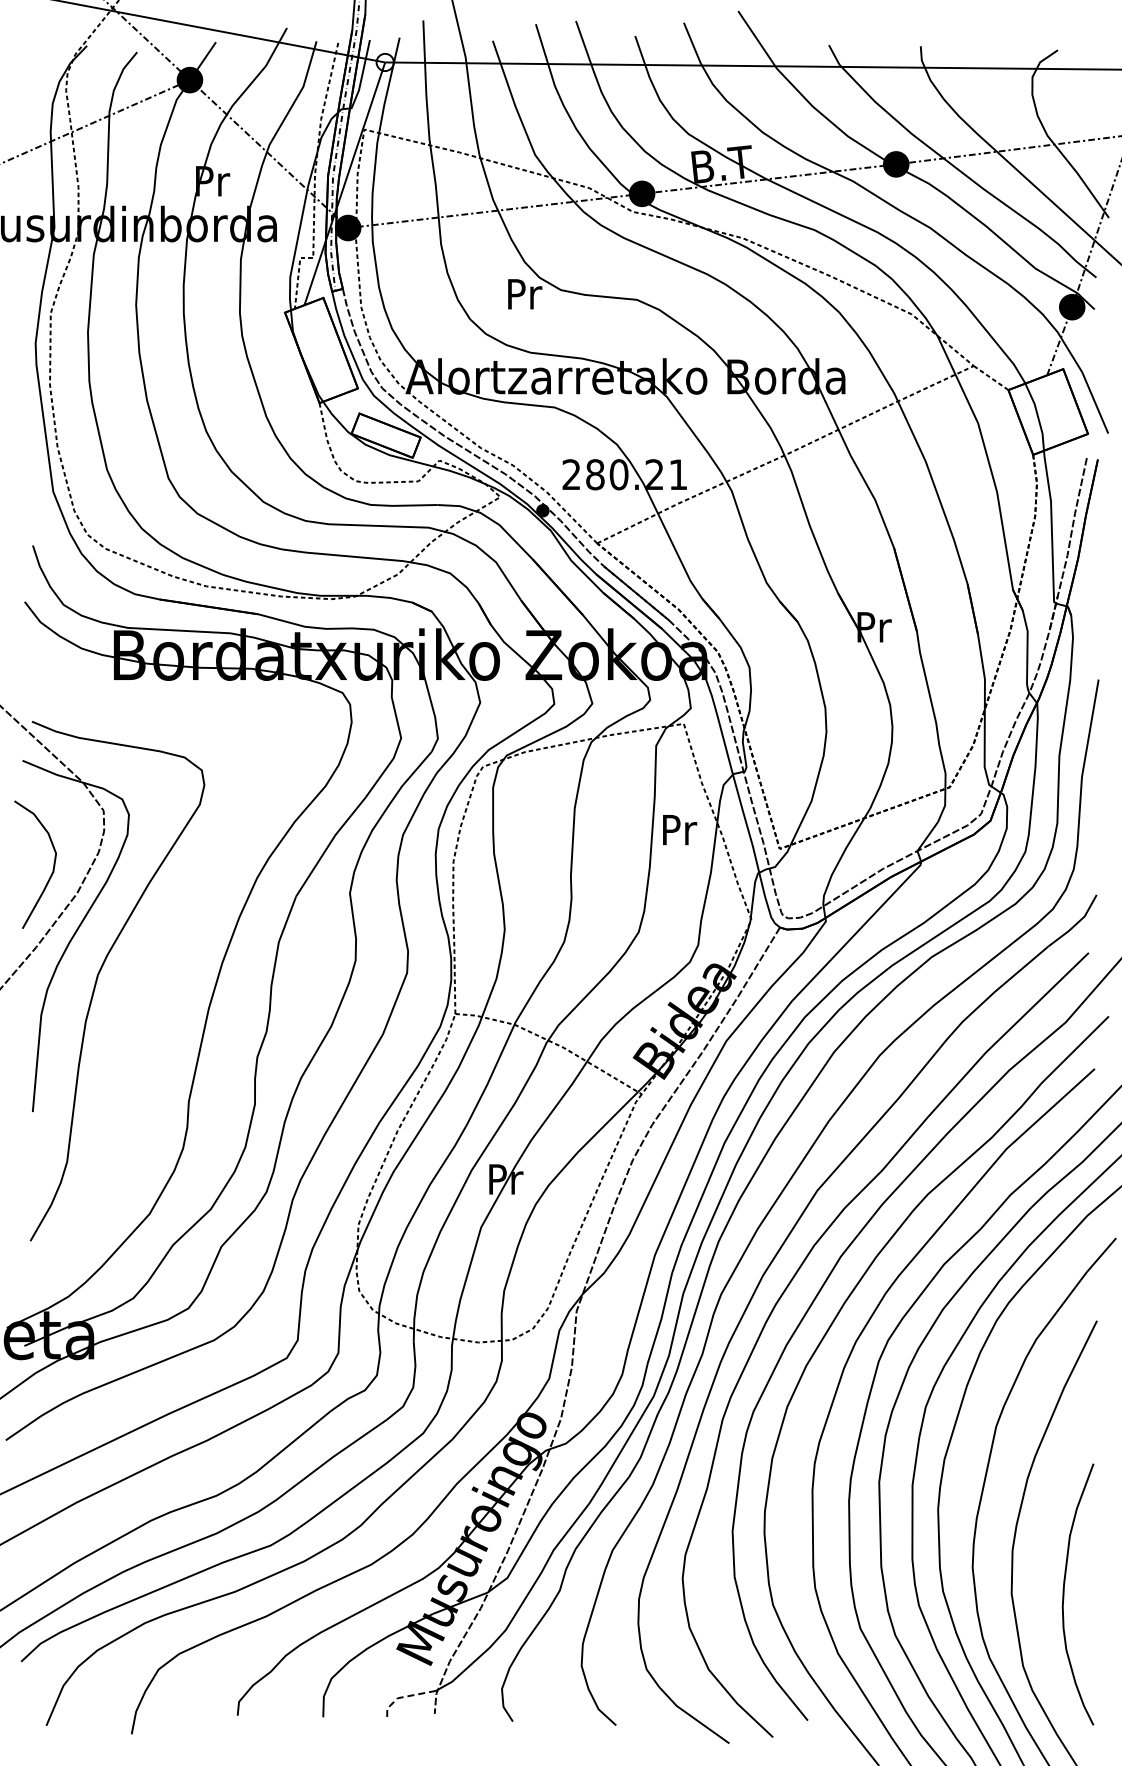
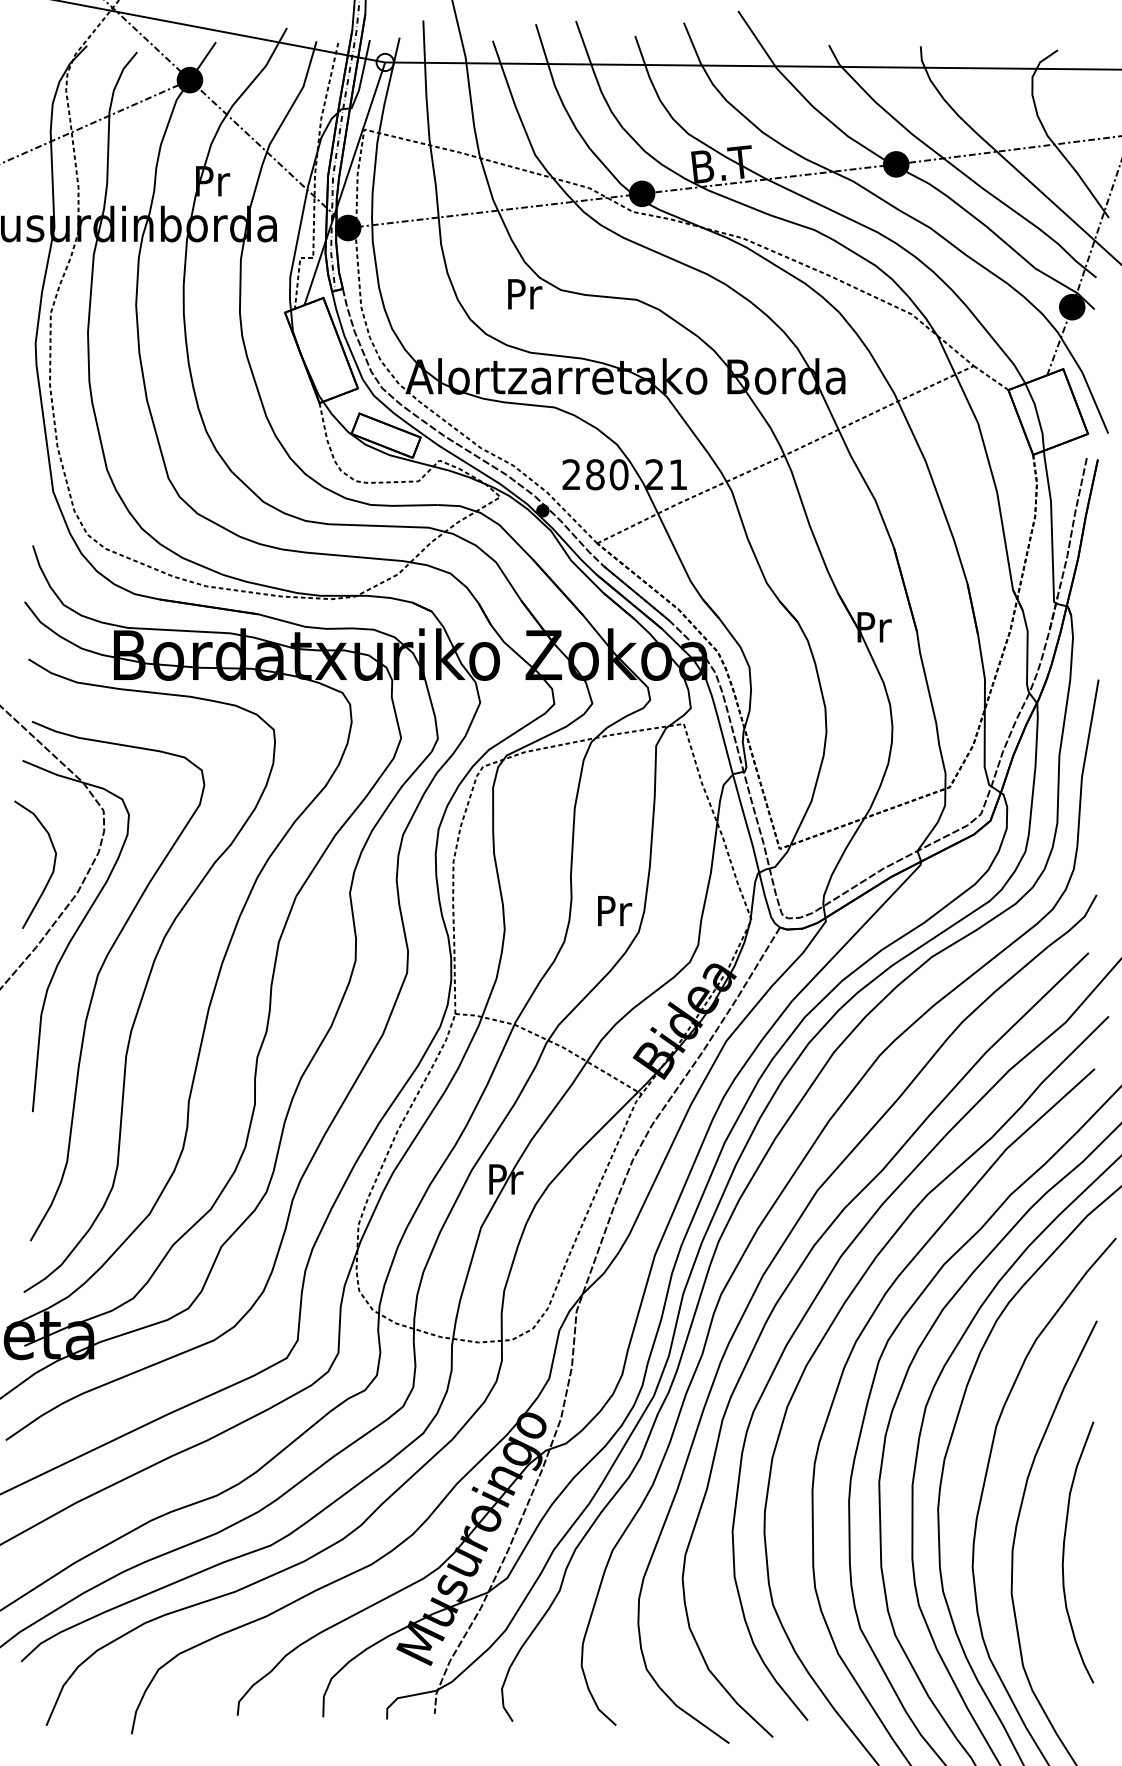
text position: (680, 830) -> (615, 911) (615, 911)
curve: none -> present (149, 975)
curve position: (1064, 1594) -> (1064, 1552) (1064, 1552)
line: dashed -> solid (403, 1697)
